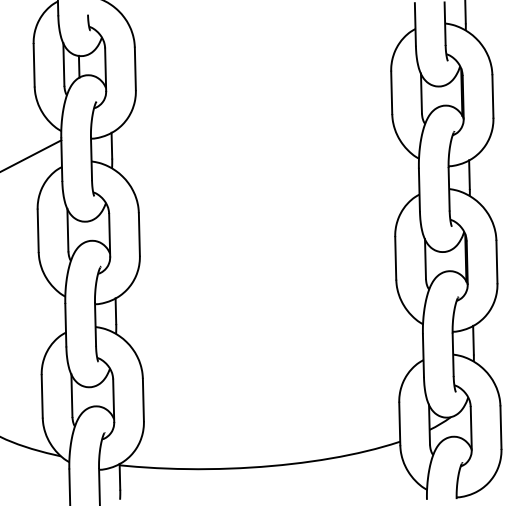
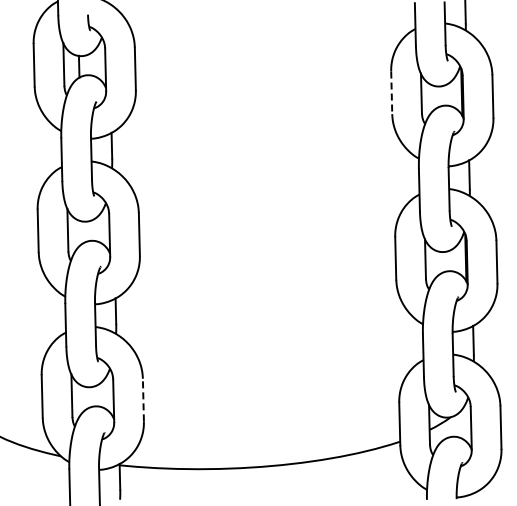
line: solid -> dashed (391, 93)
line: present -> none (31, 155)
line: solid -> dashed (143, 399)
